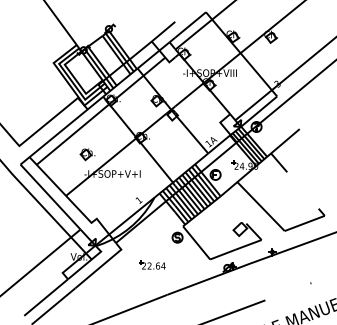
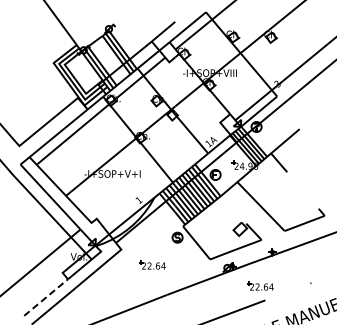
part: present -> none (87, 154)
part: none -> present (260, 285)
line: solid -> dashed (46, 297)
